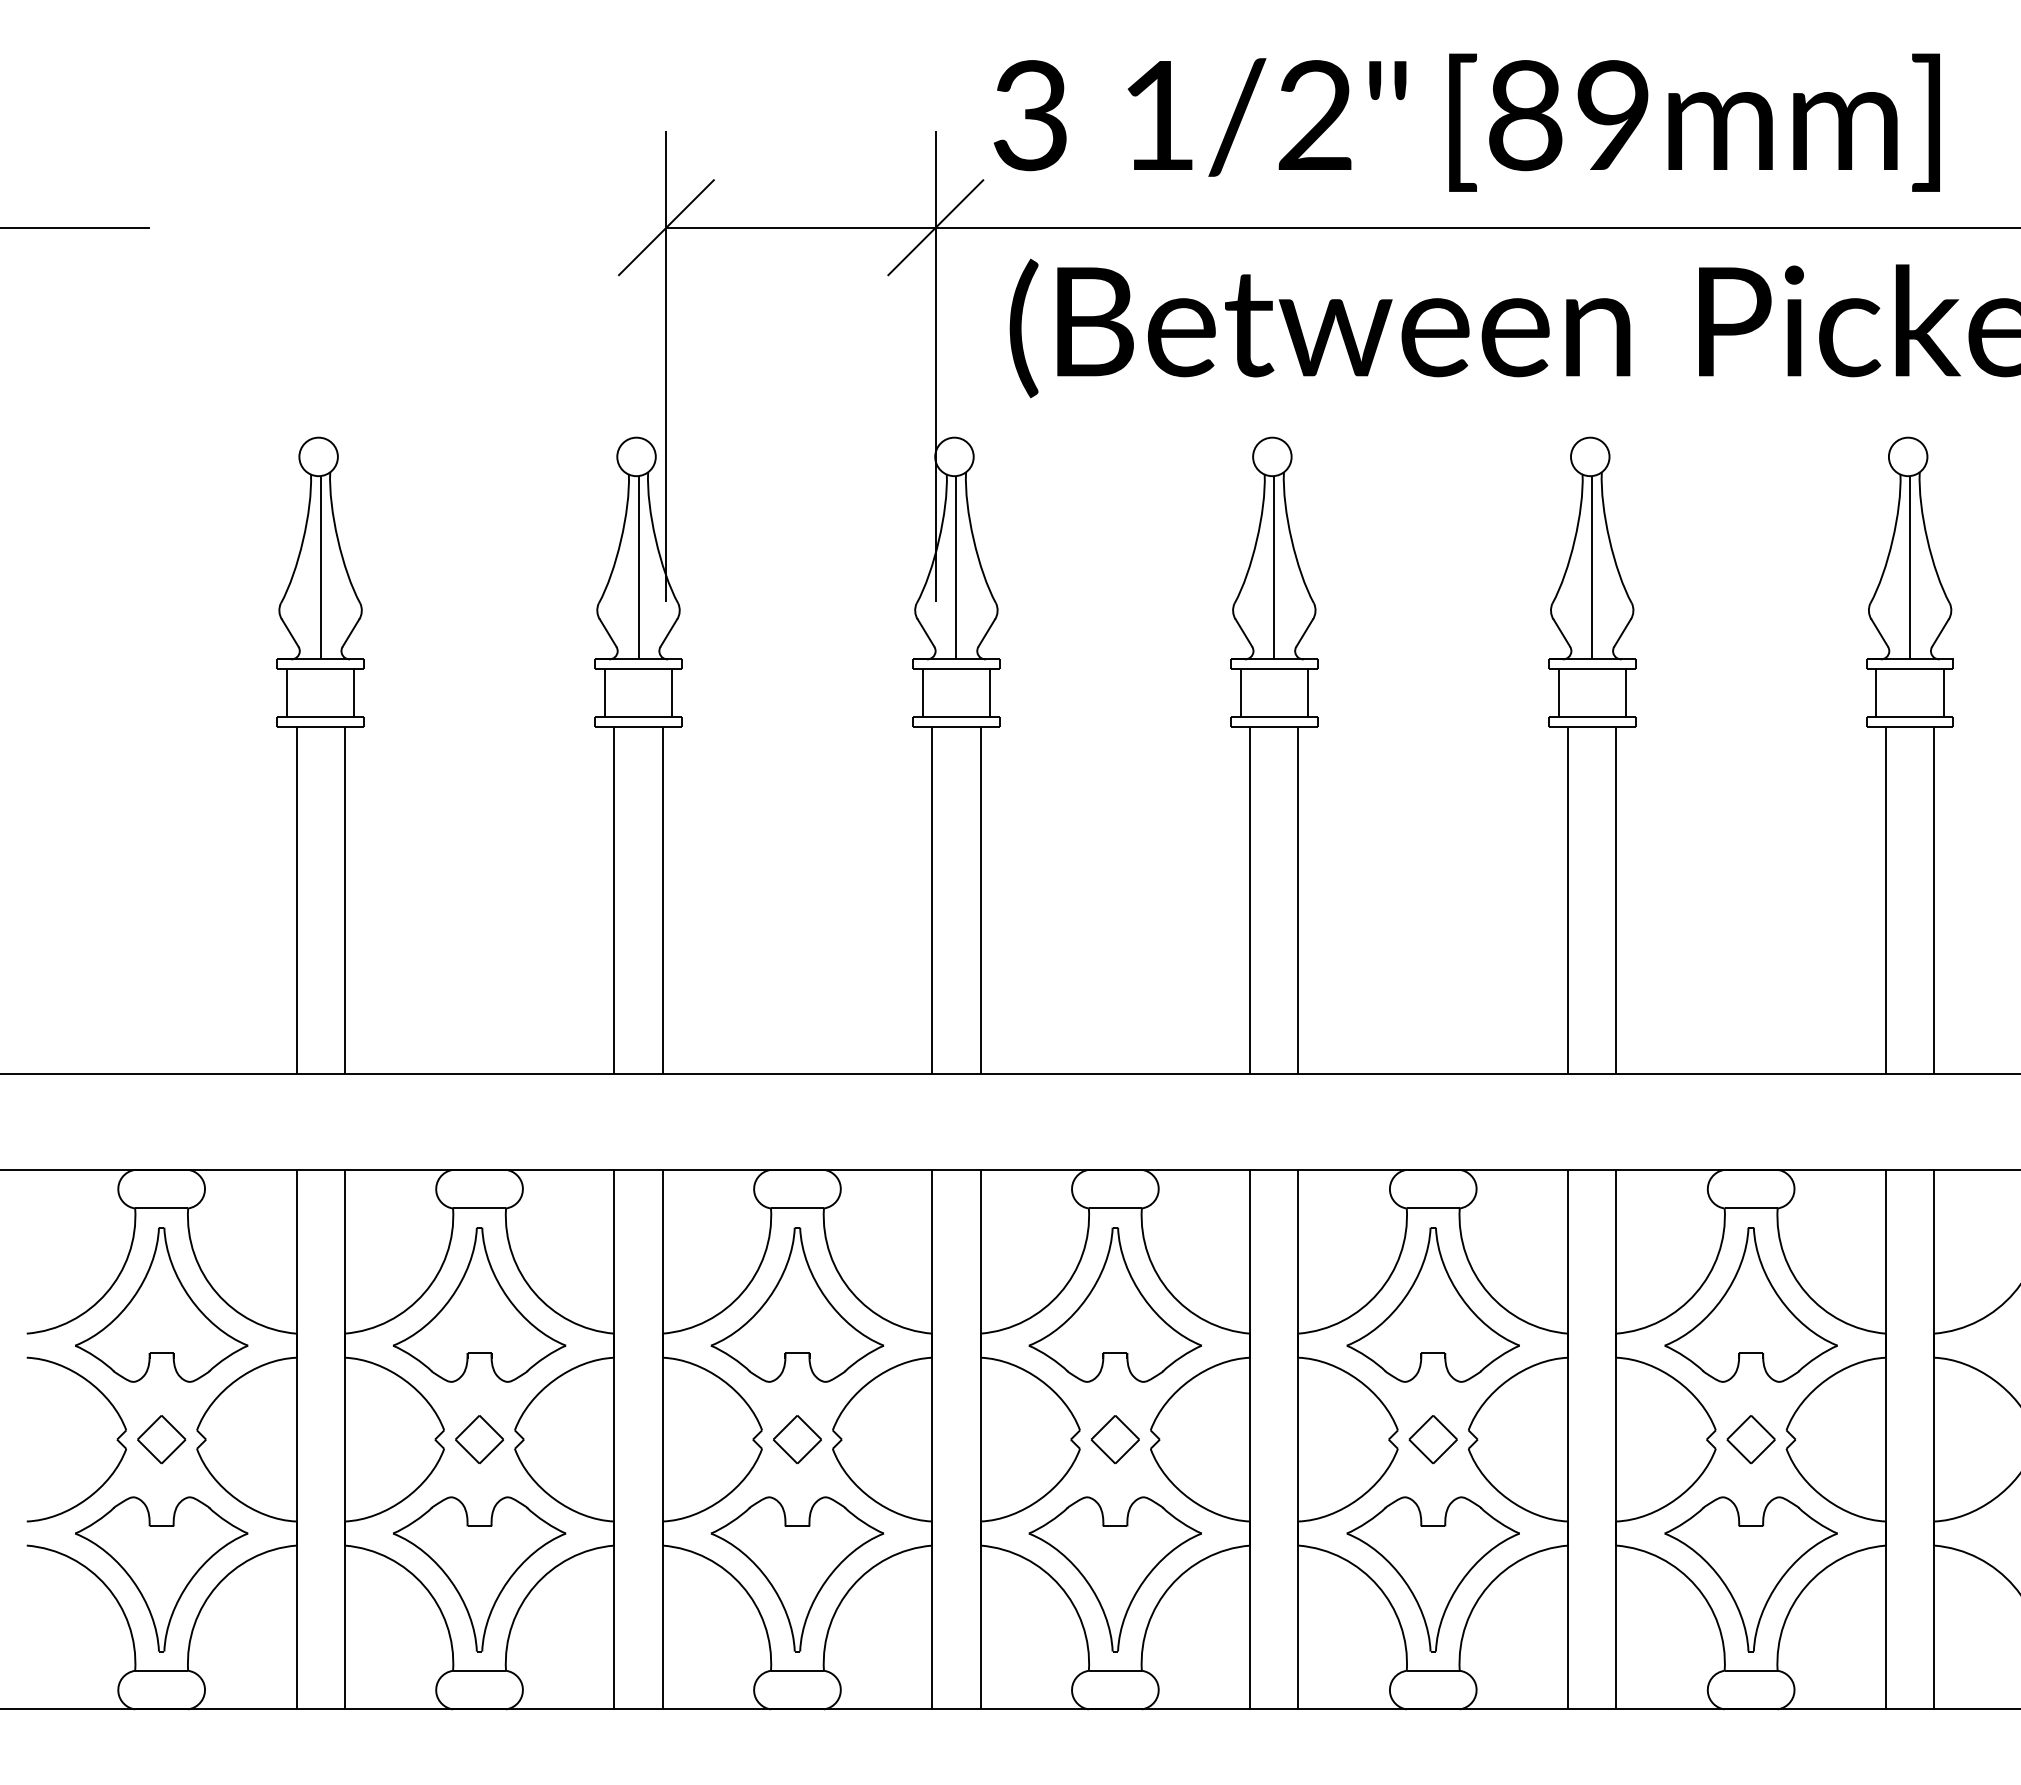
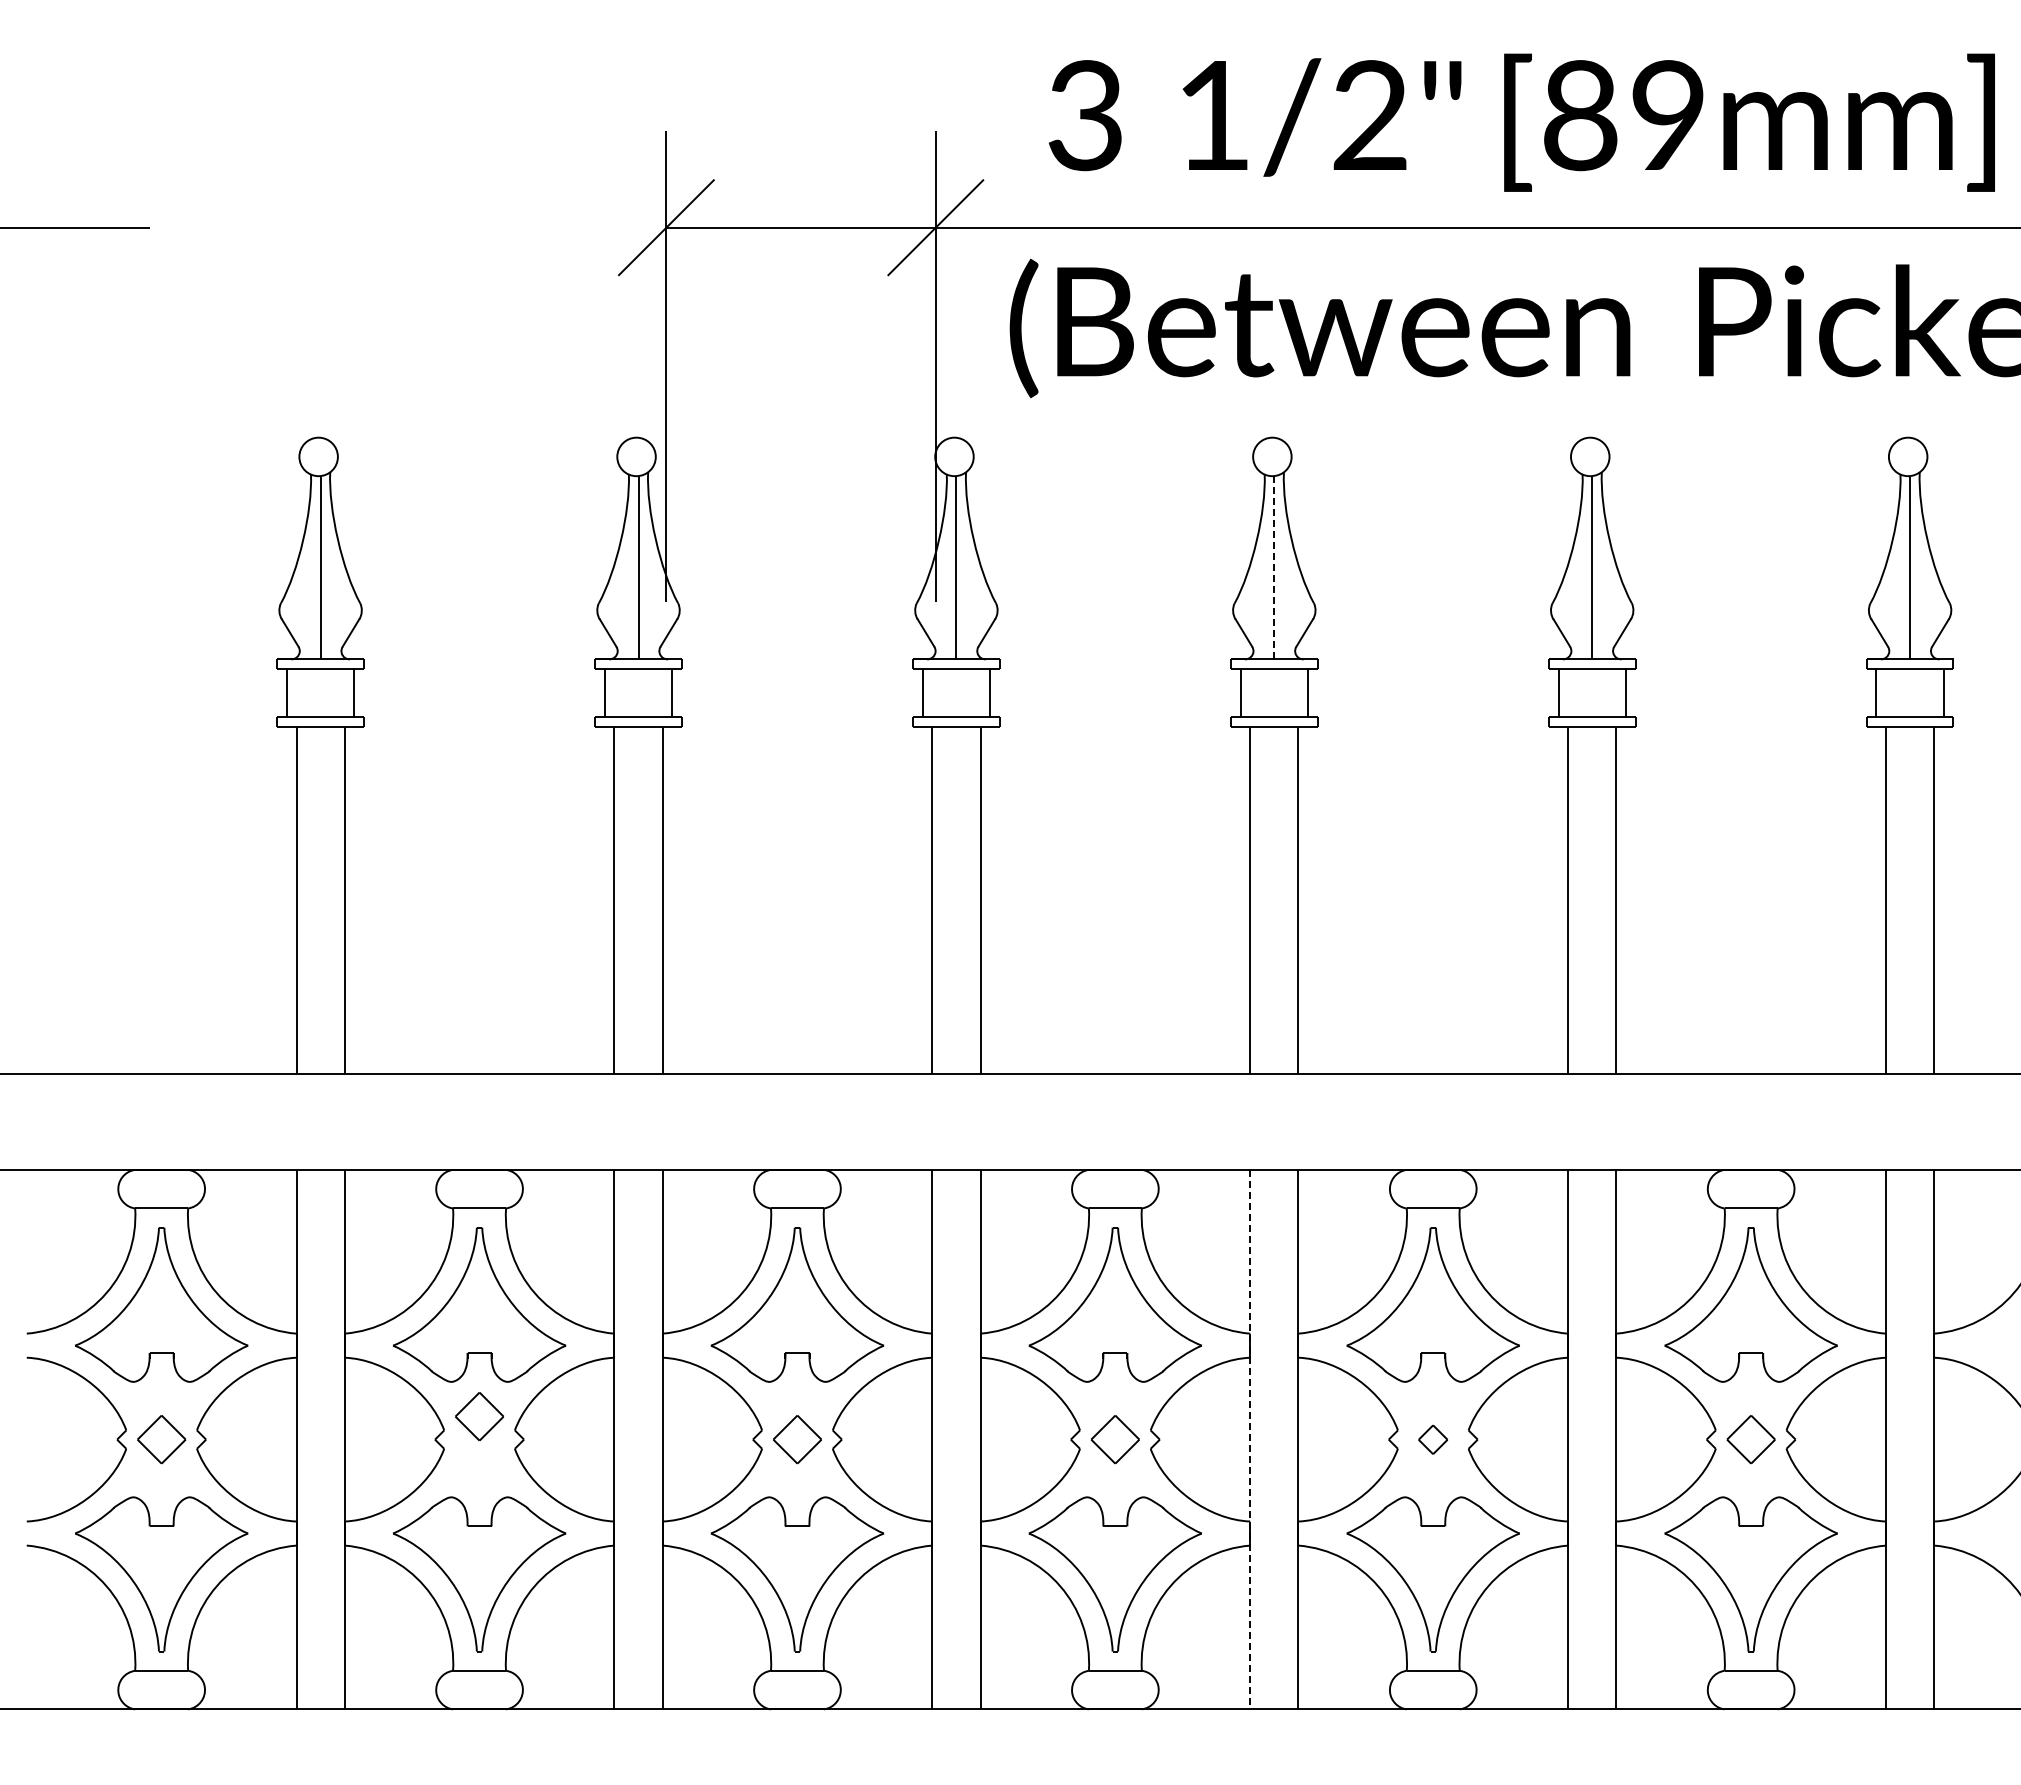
text position: (1466, 122) -> (1521, 122) (1521, 122)
line: solid -> dashed (1274, 567)
part position: (479, 1439) -> (479, 1416) (479, 1416)
line: solid -> dashed (1250, 1439)
part size: 50x50 px -> 30x31 px (1432, 1439)
